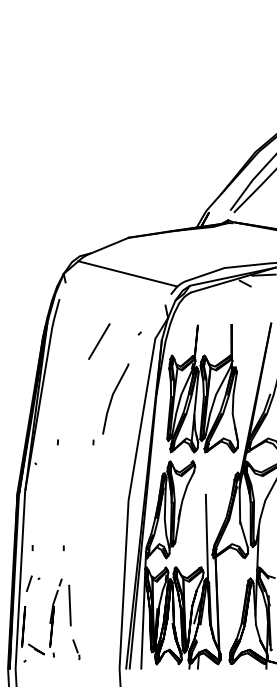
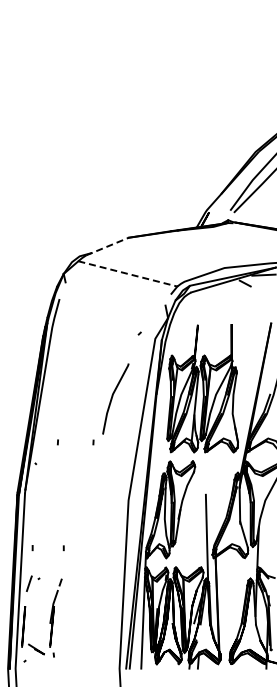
line: solid -> dashed (107, 246)
line: solid -> dashed (128, 274)
line: present -> none (99, 341)
line: present -> none (69, 605)
line: present -> none (76, 649)
